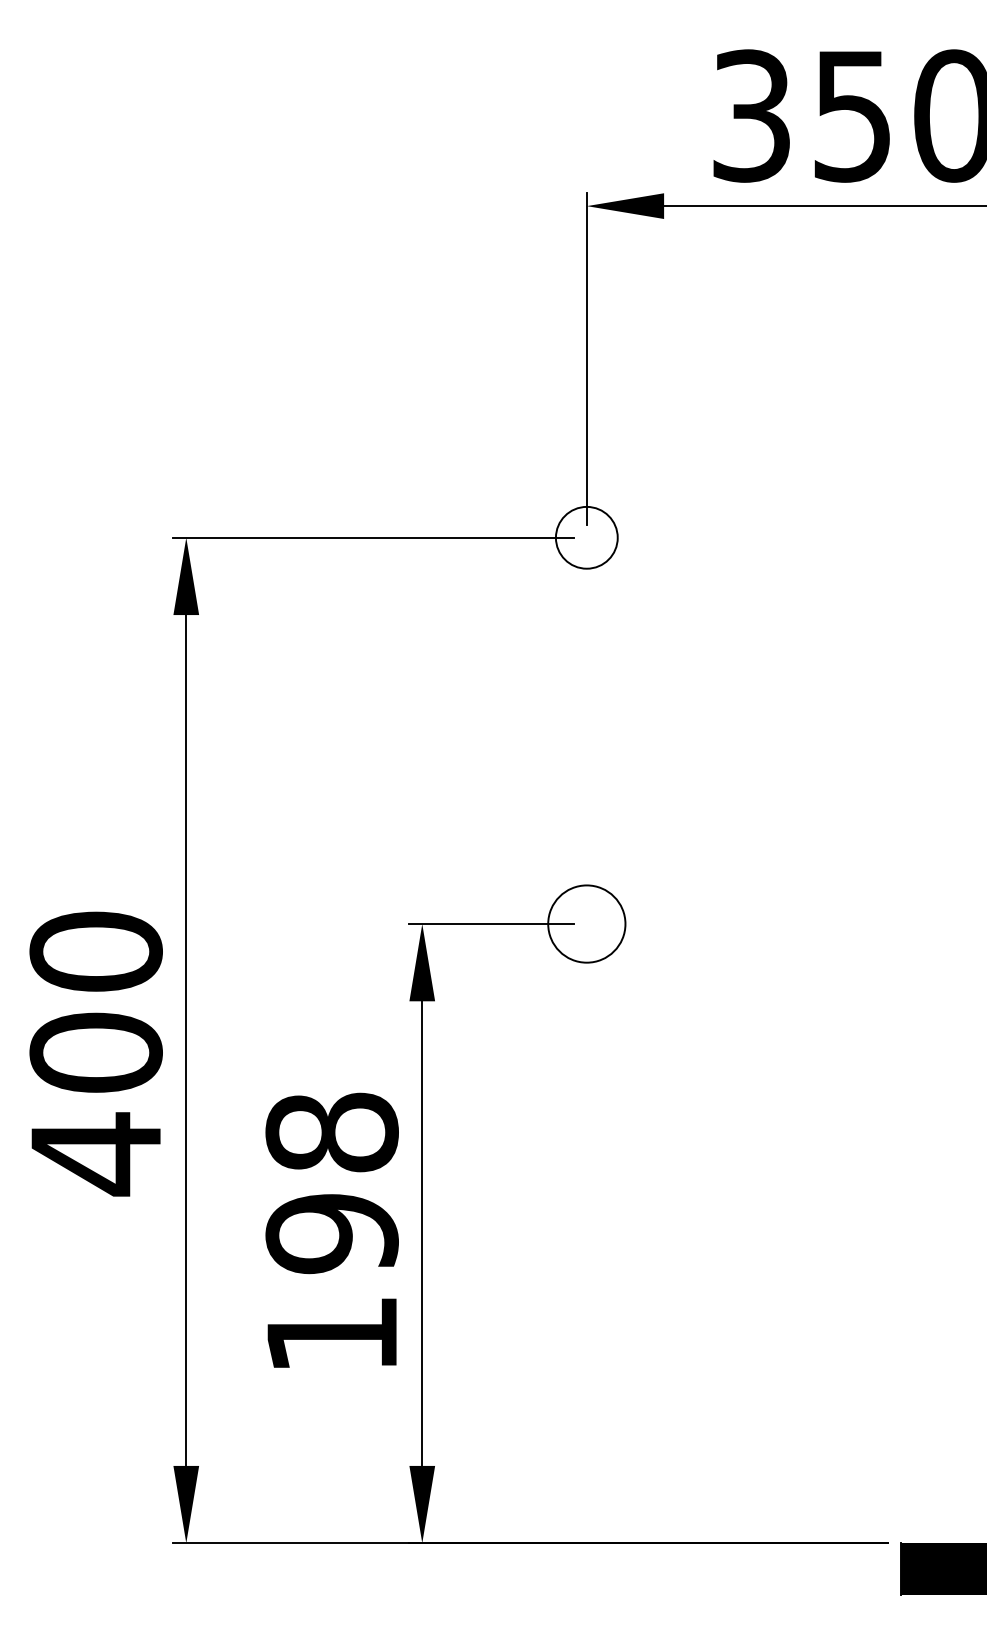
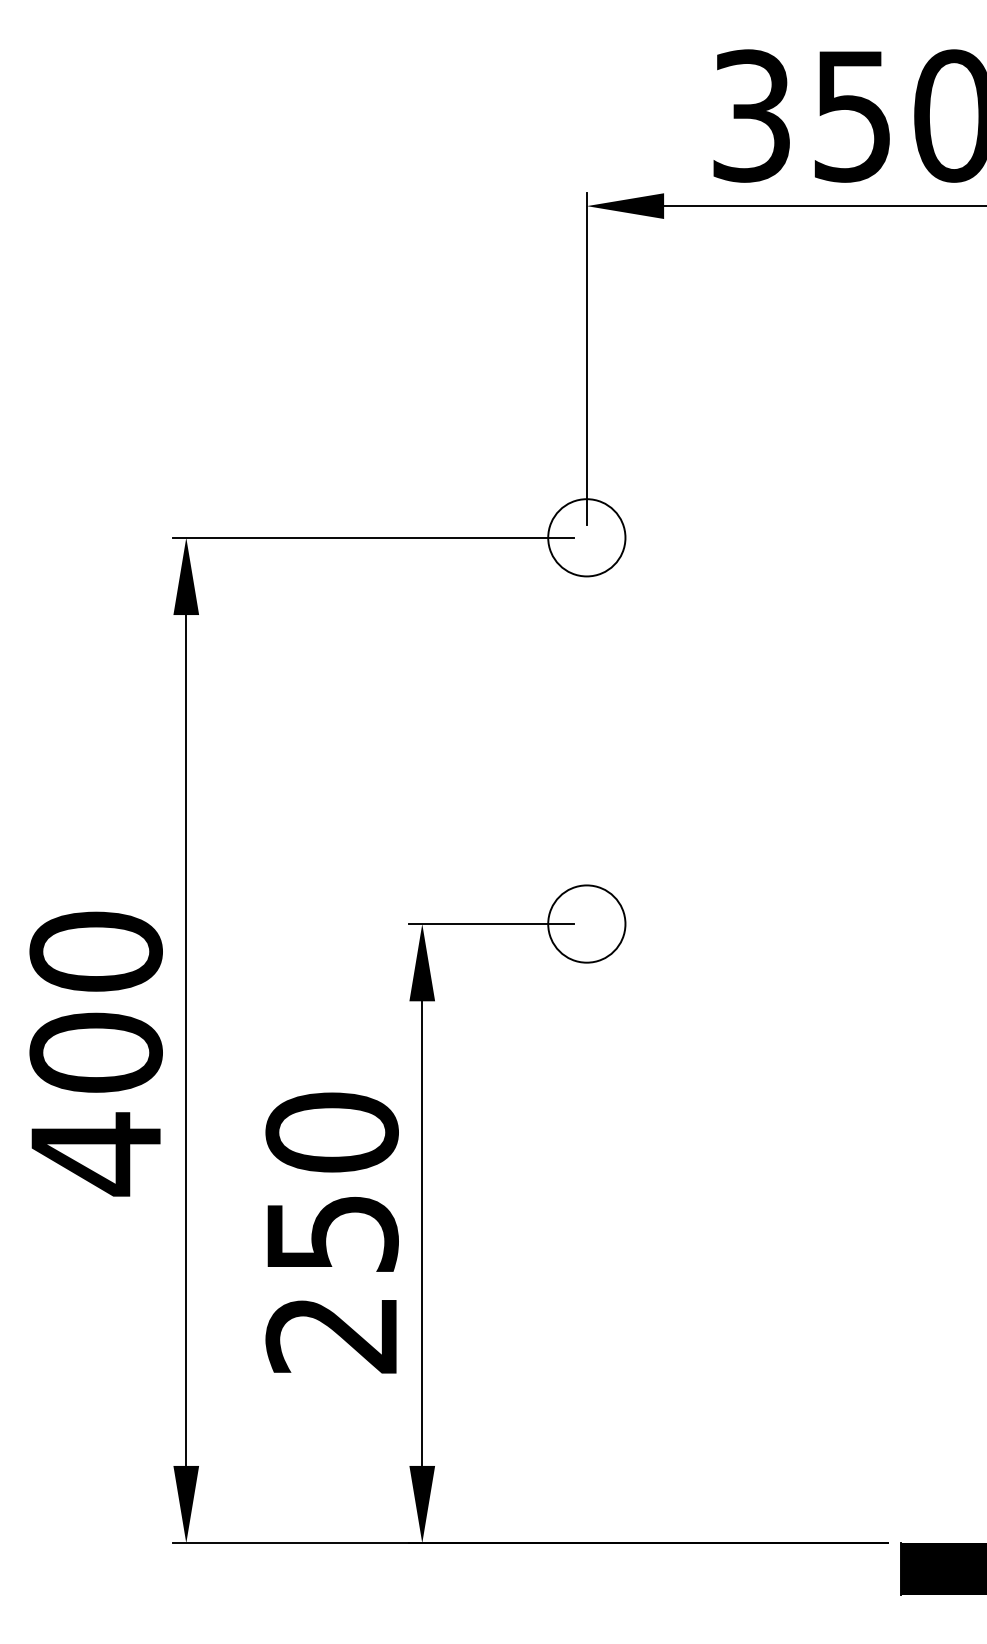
circle diameter: 62 px -> 77 px (586, 537)
text: 198 -> 250 (331, 1232)
